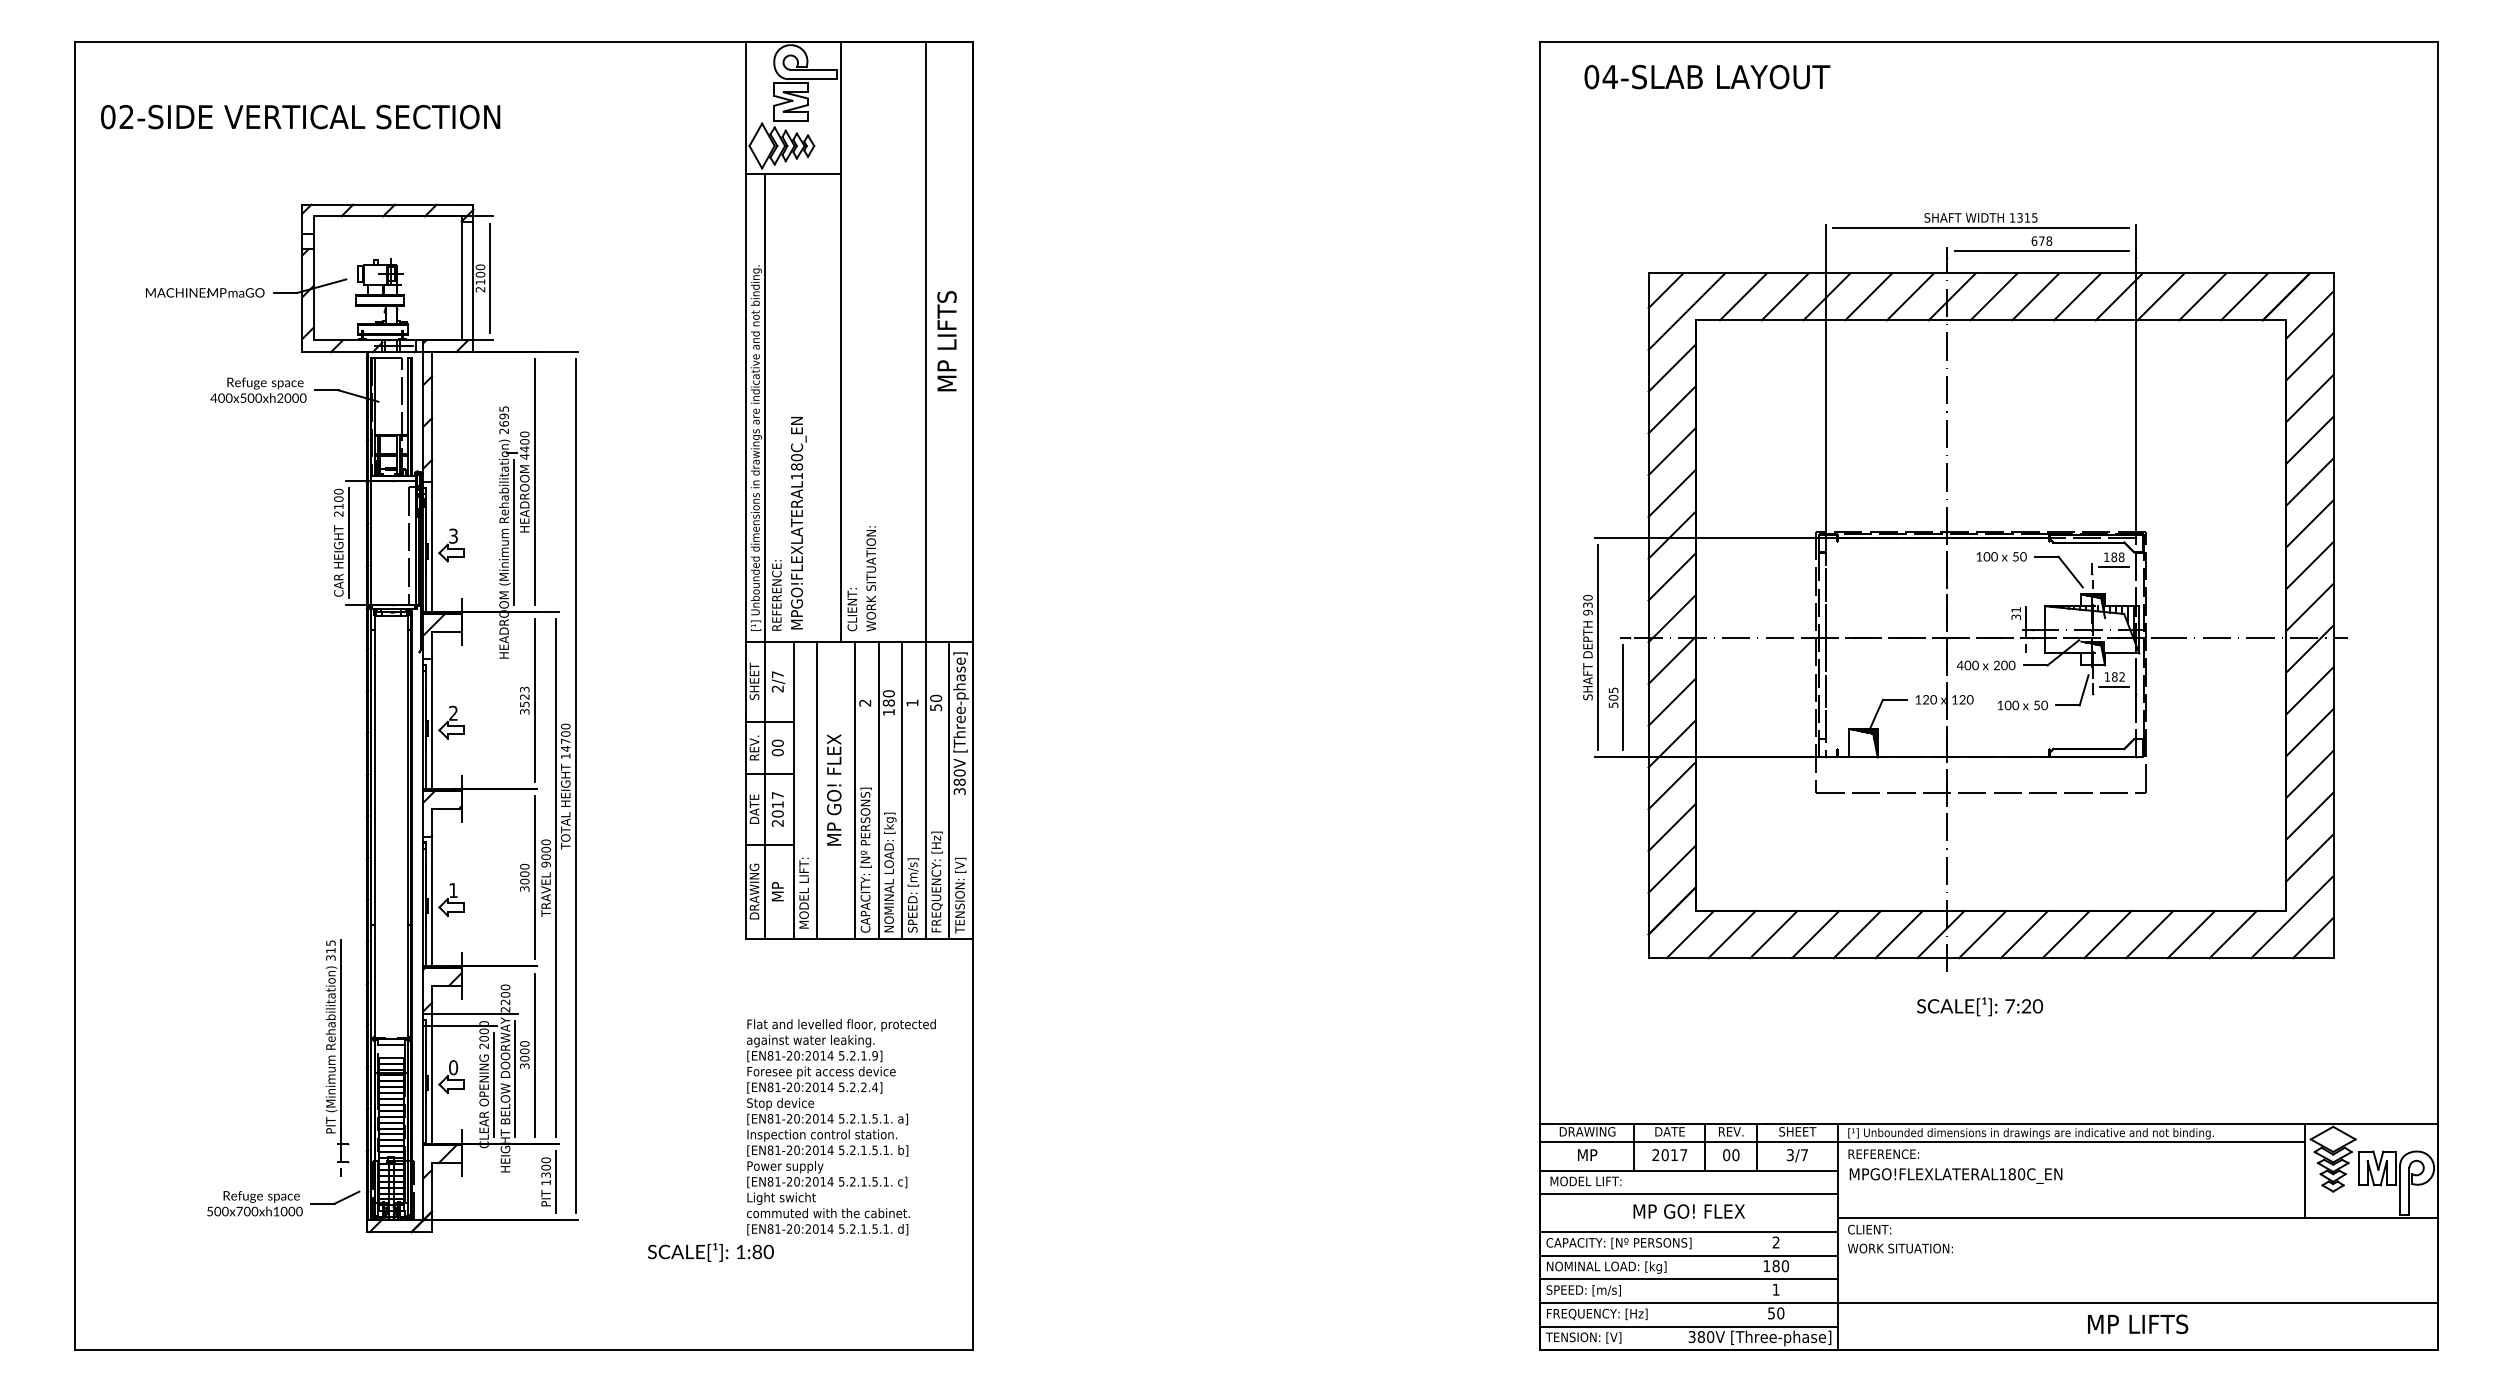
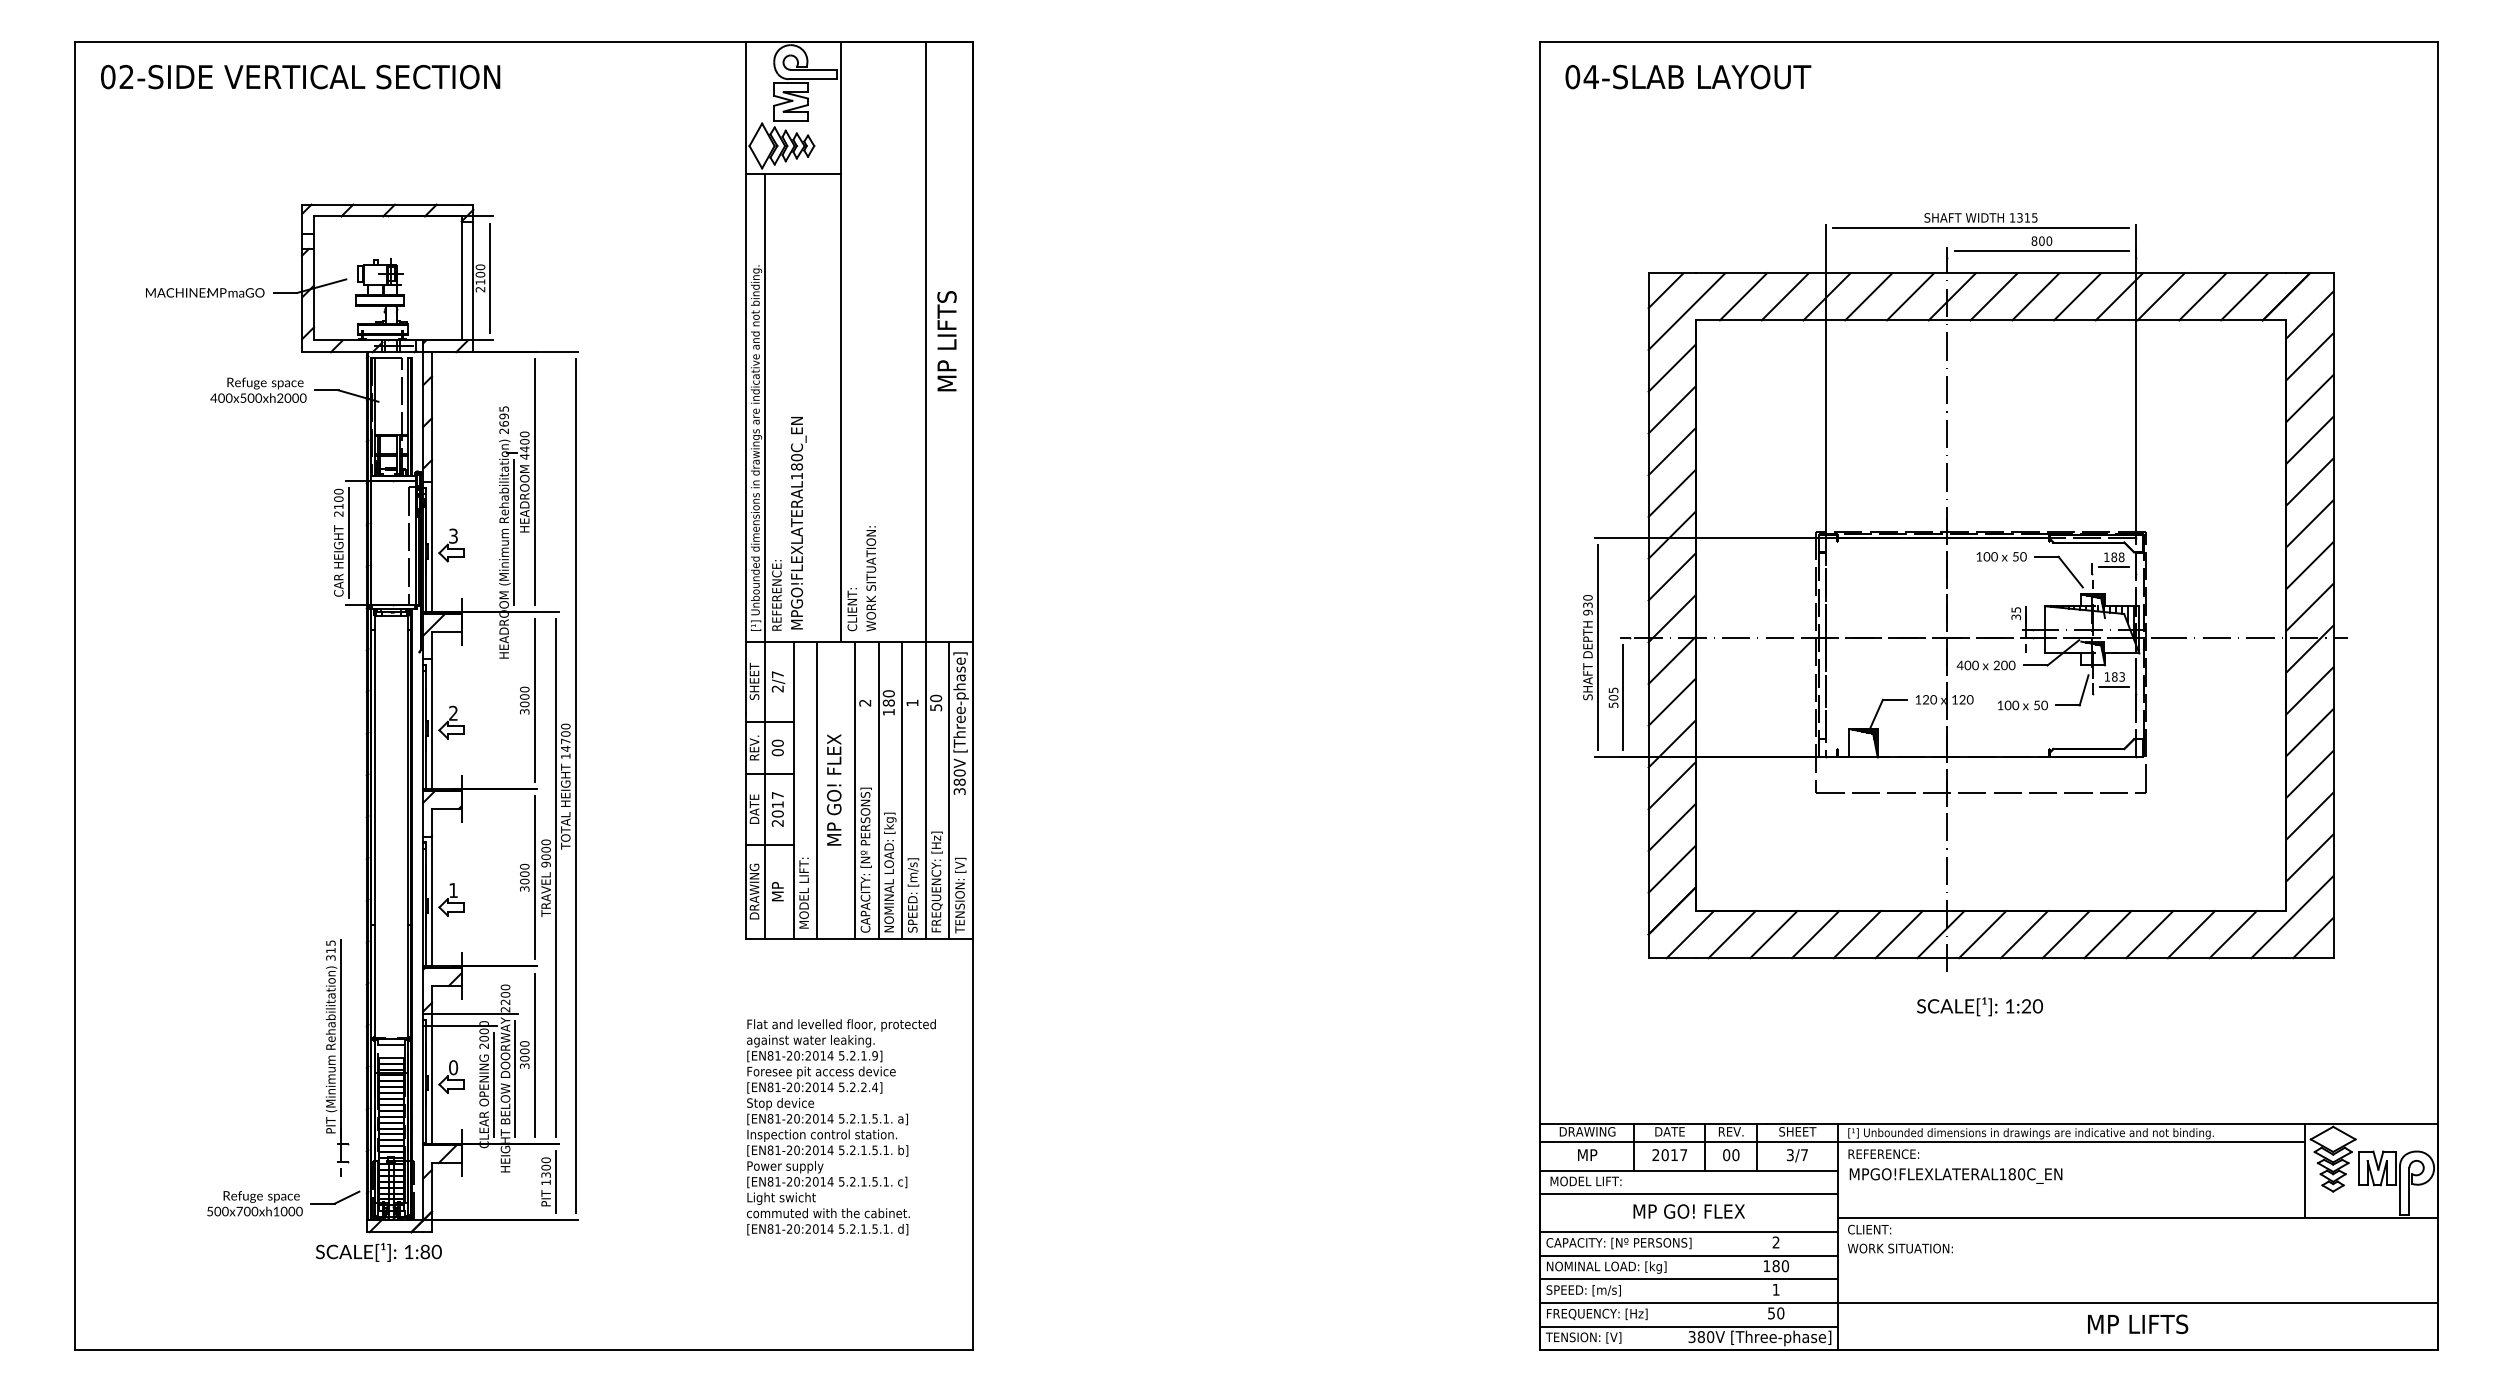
text position: (1707, 76) -> (1688, 76) (1688, 76)
text position: (300, 116) -> (300, 76) (300, 76)
text: 678 -> 800 (2041, 240)
text: 31 -> 35 (2016, 609)
text: 182 -> 183 (2121, 676)
text: 3523 -> 3000 (524, 696)
text: 7:20 -> 1:20 (2009, 1006)
text position: (710, 1252) -> (378, 1252) (378, 1252)
